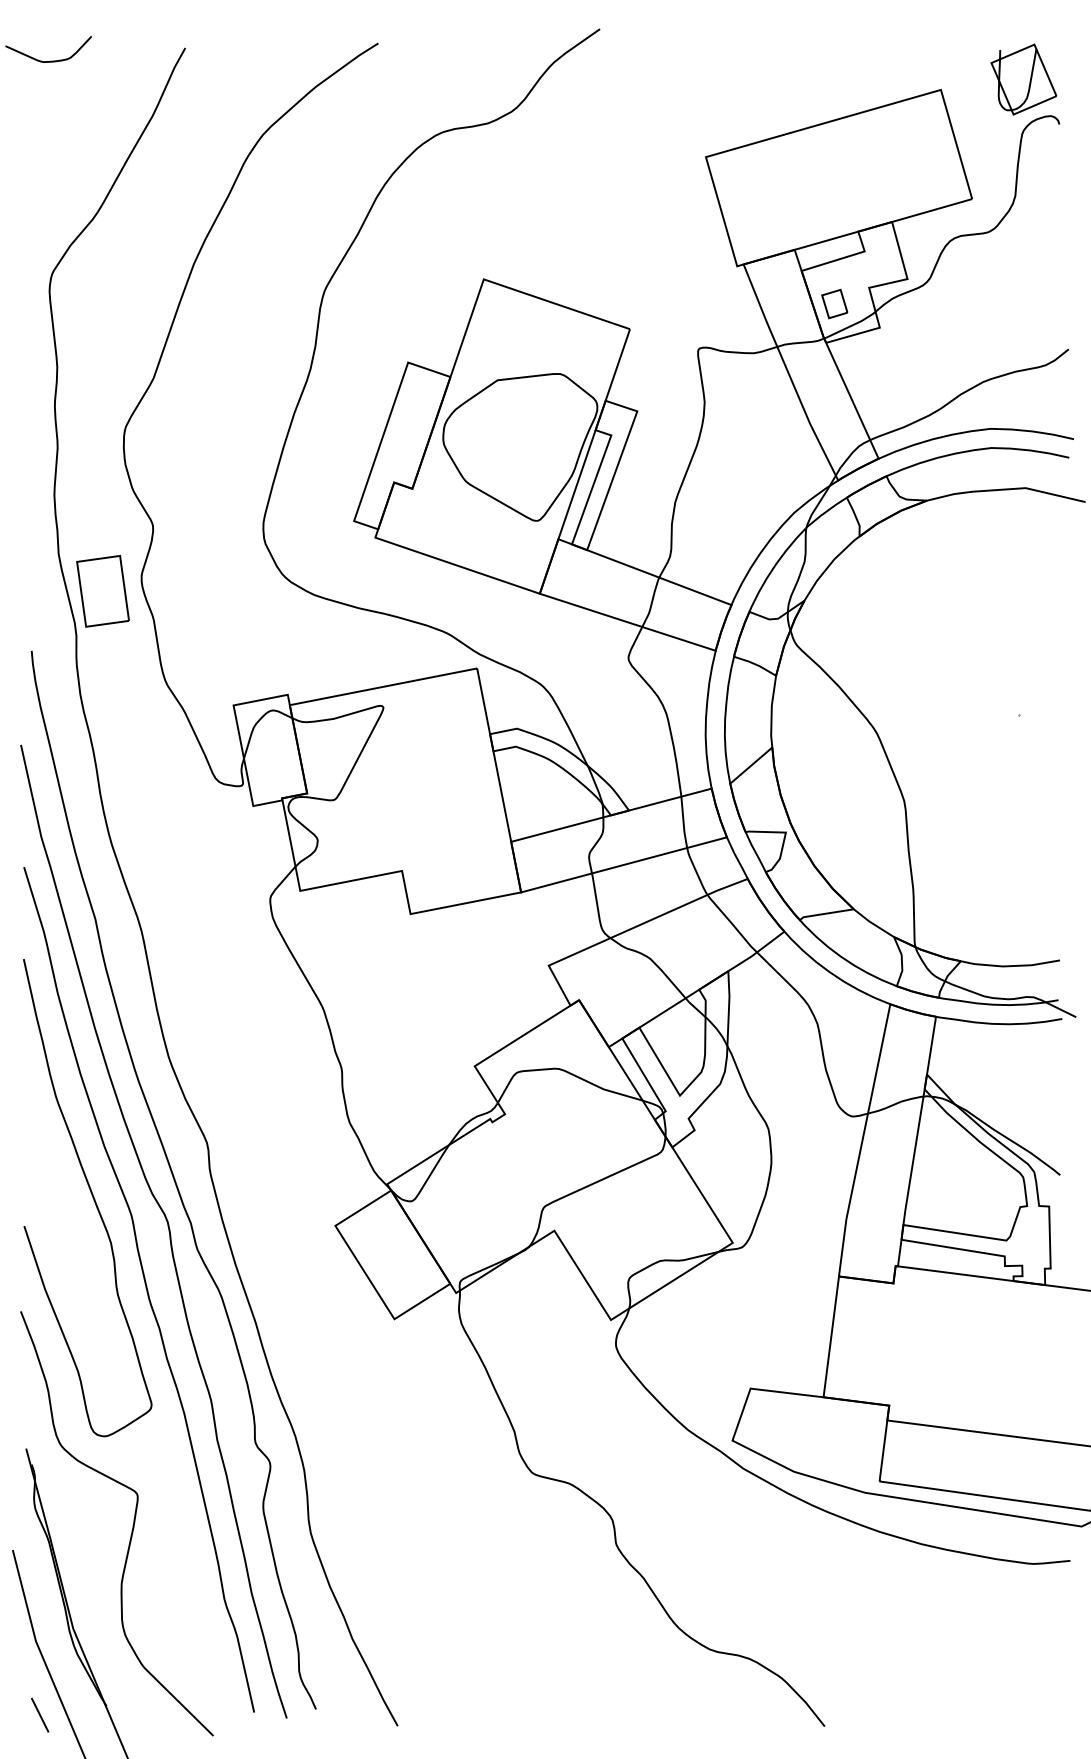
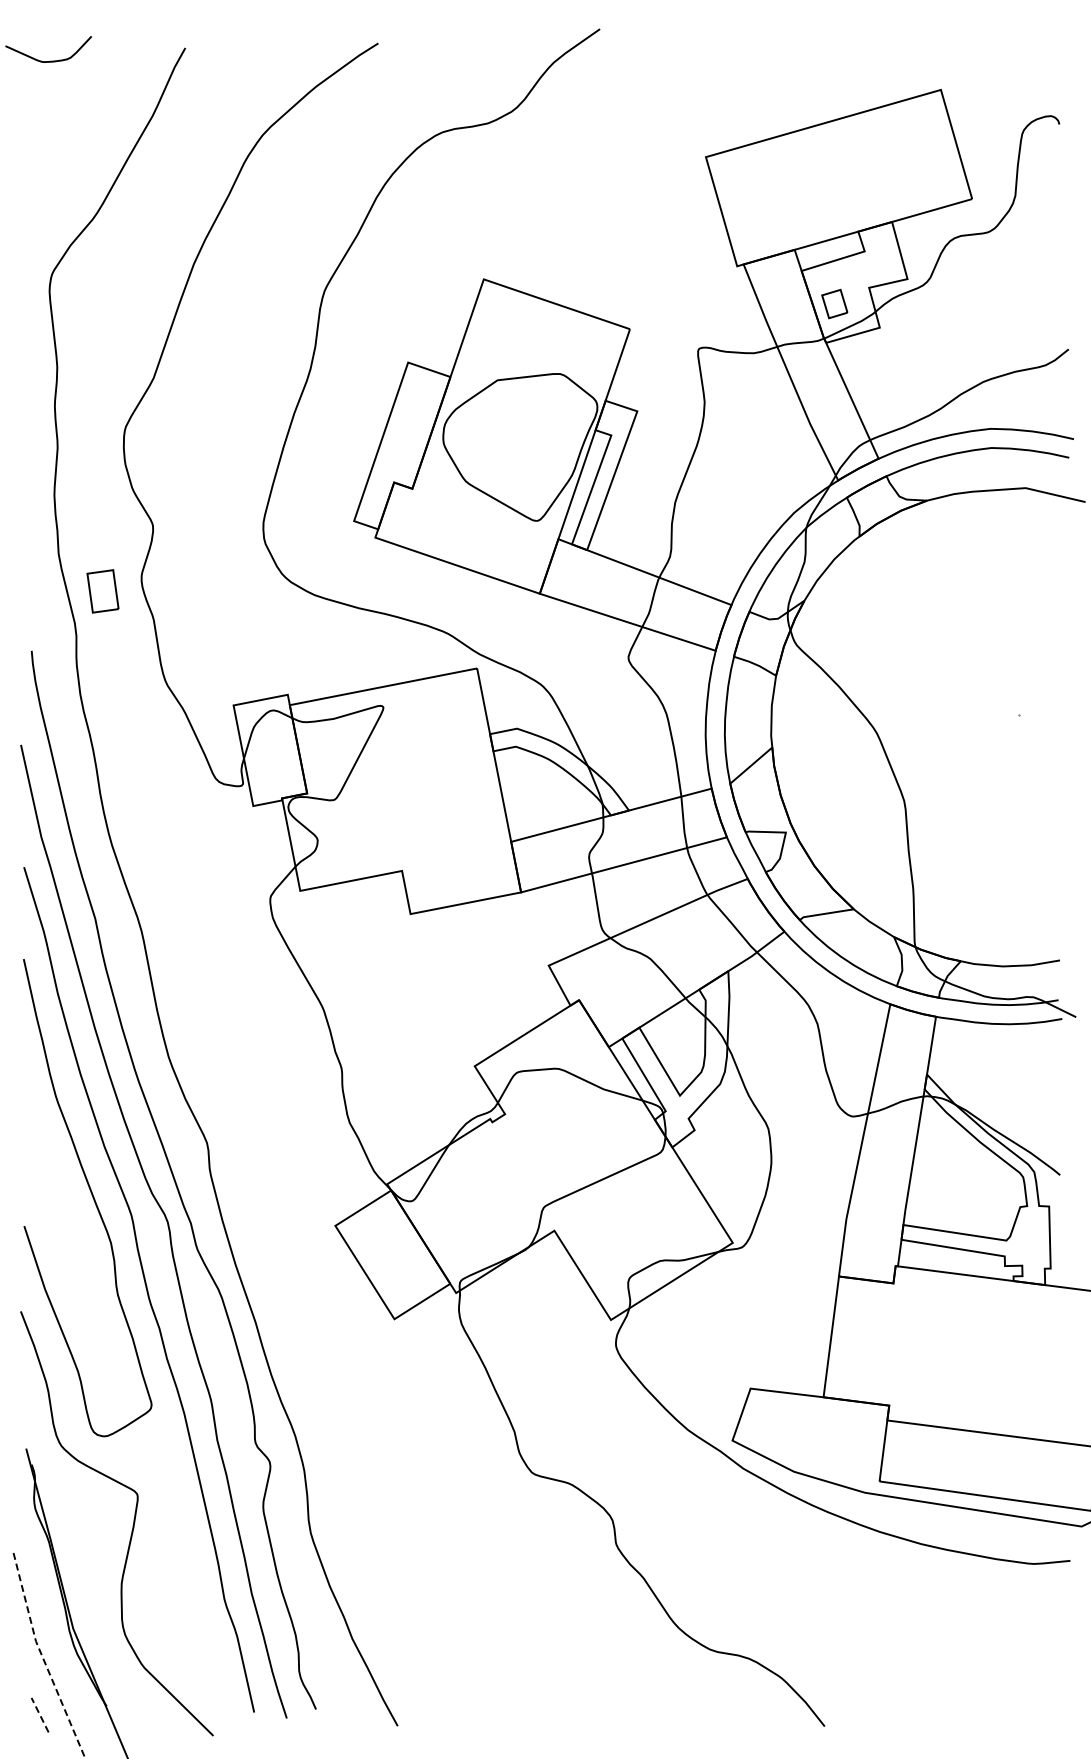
part: present -> none (1023, 79)
part size: 54x73 px -> 34x45 px (102, 591)
line: solid -> dashed (41, 1655)
line: solid -> dashed (39, 1714)
